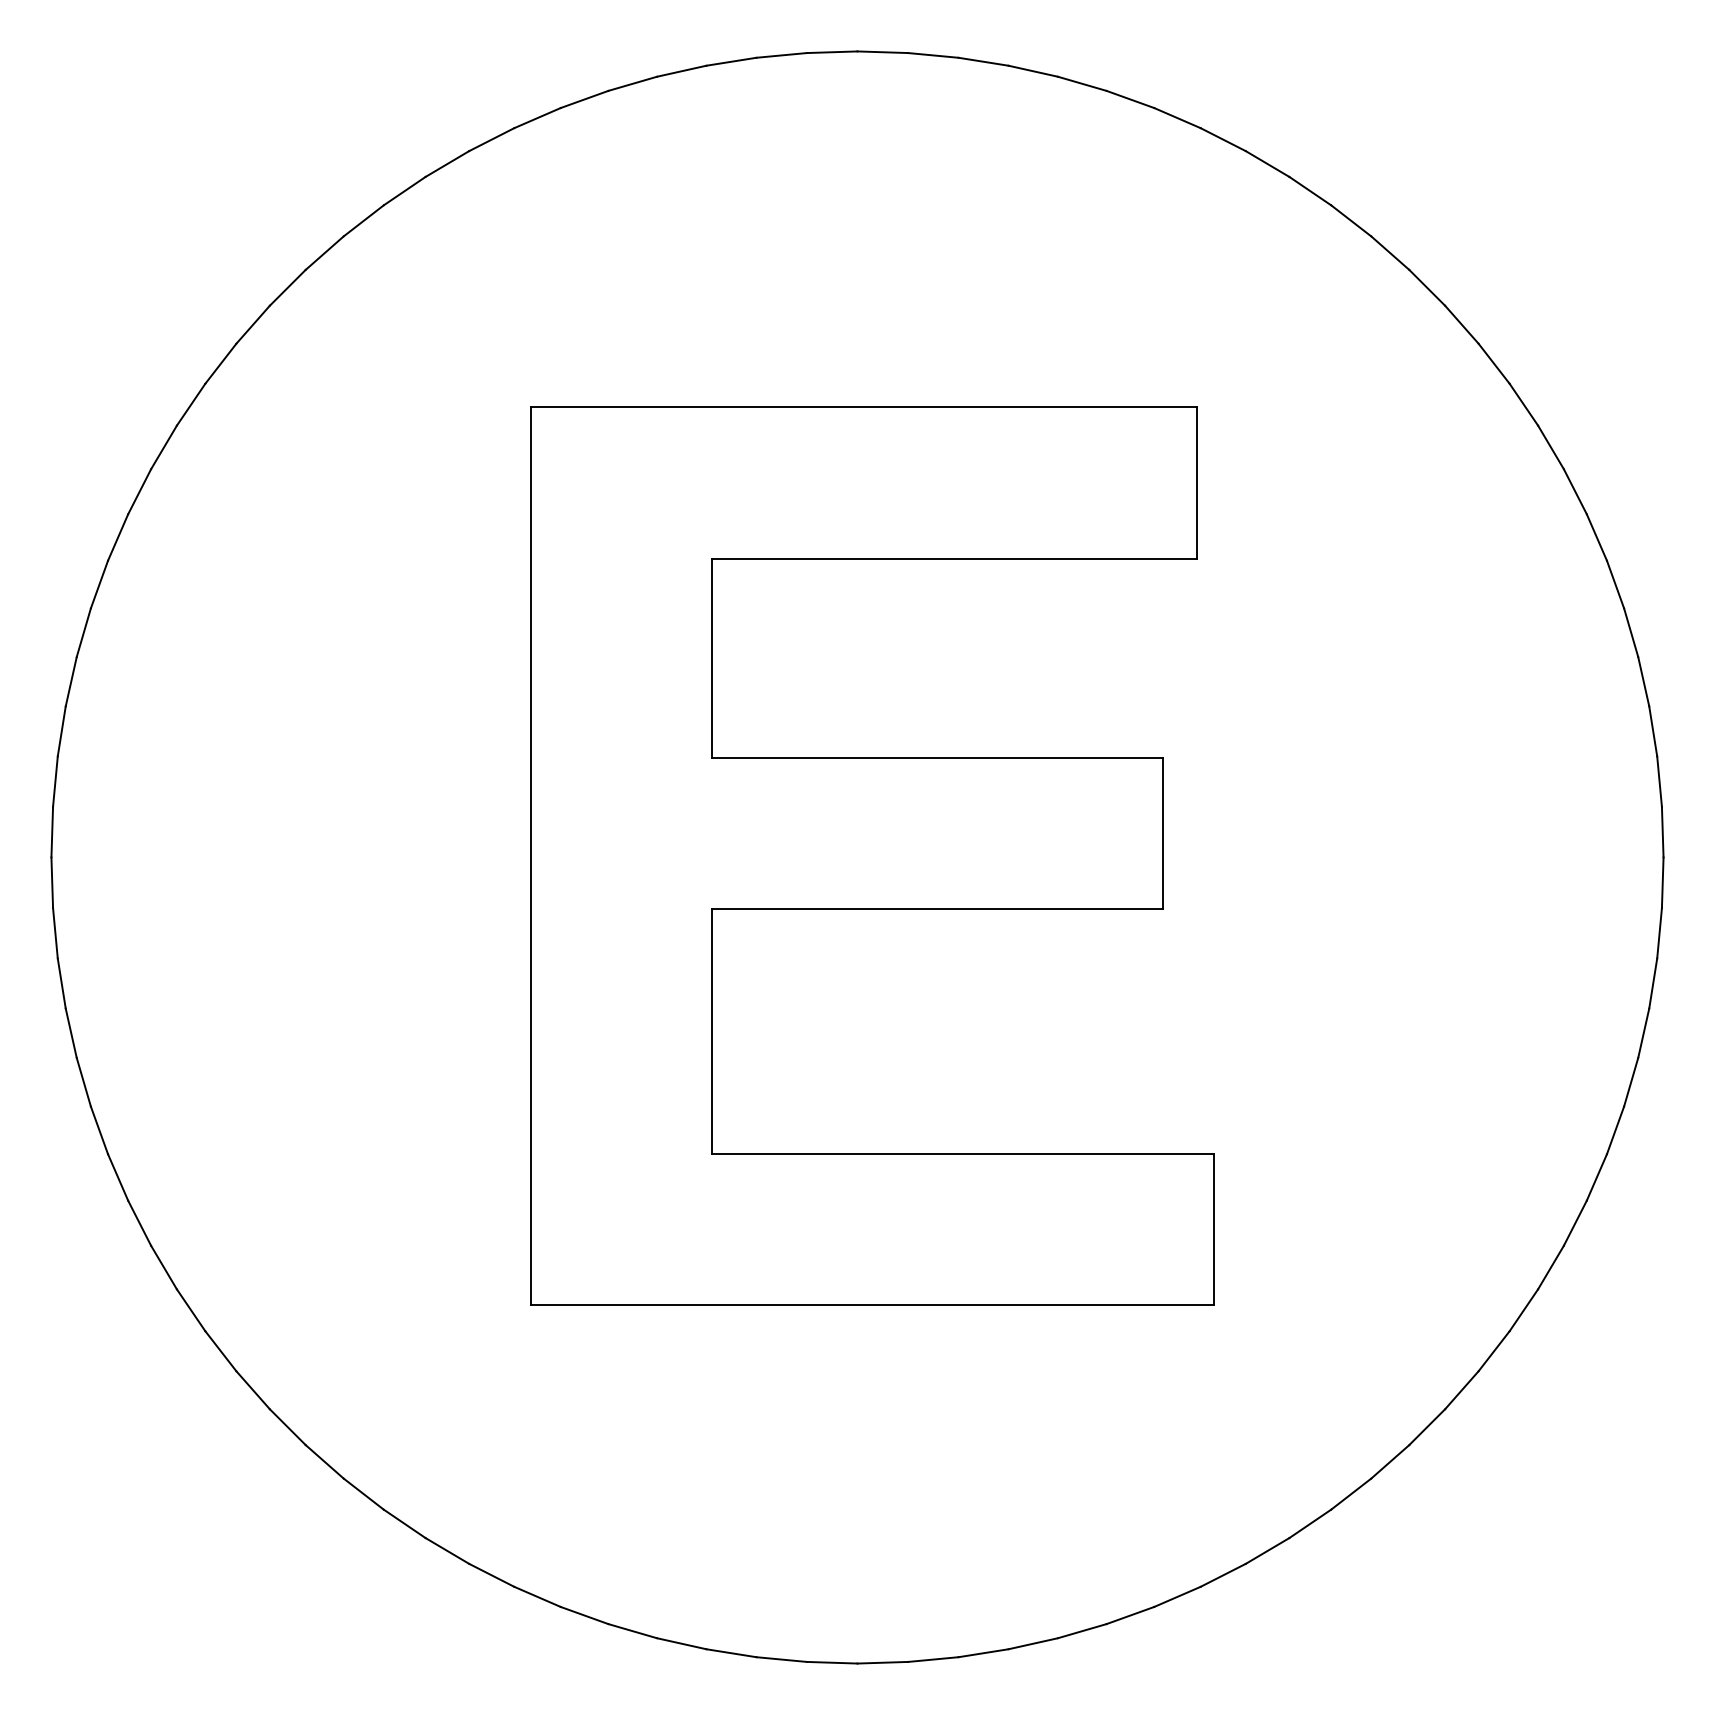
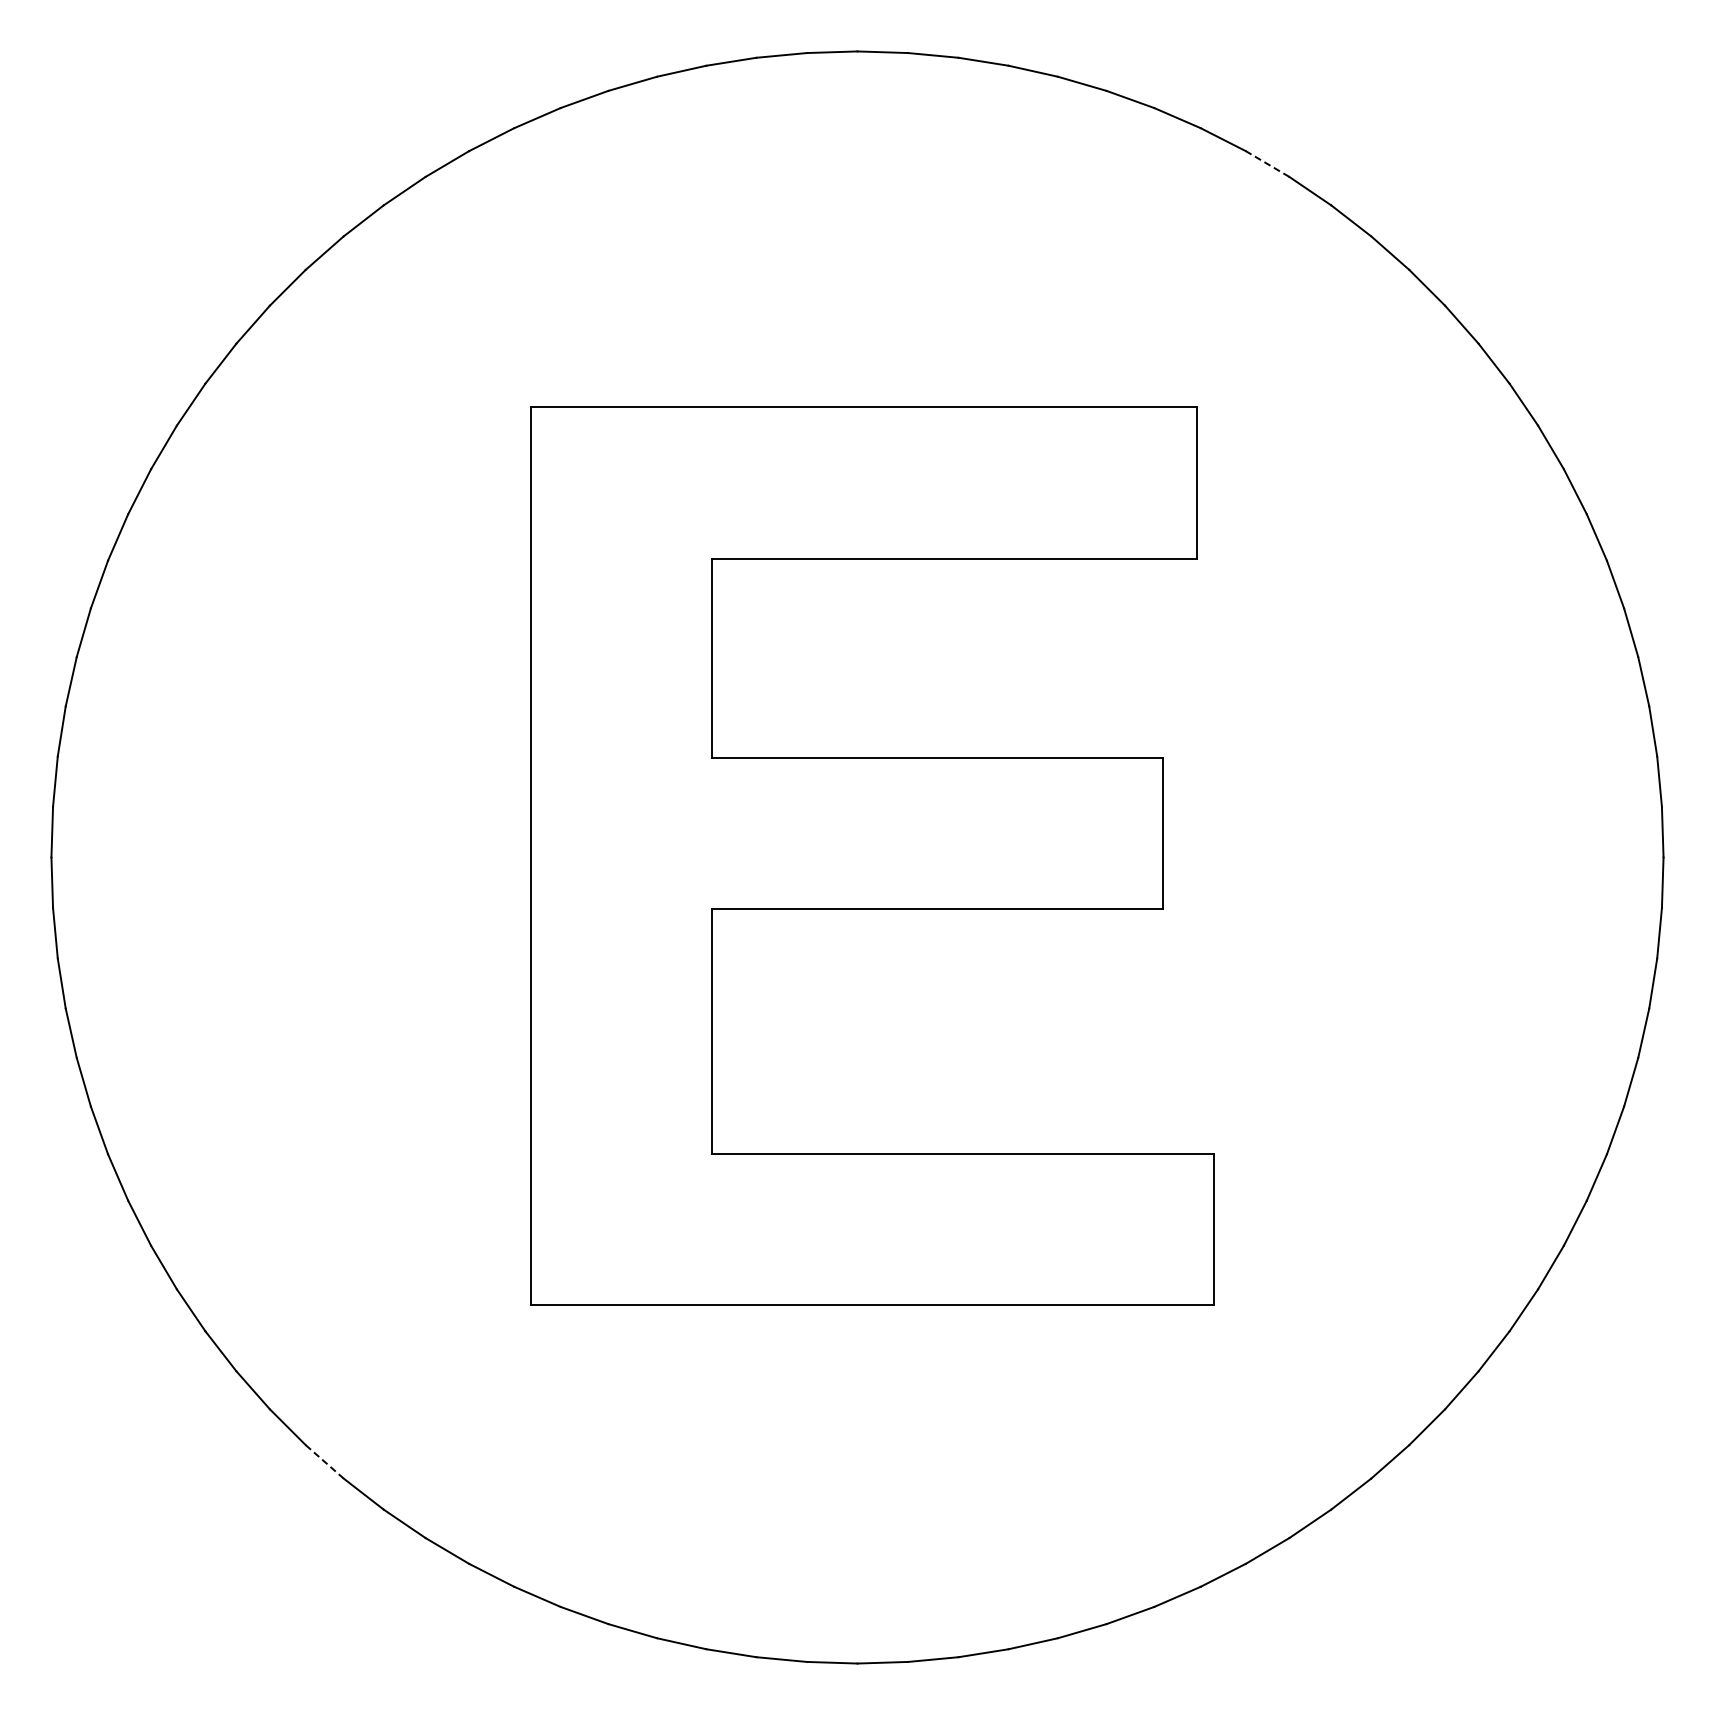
line: solid -> dashed (1267, 163)
line: solid -> dashed (325, 1462)
